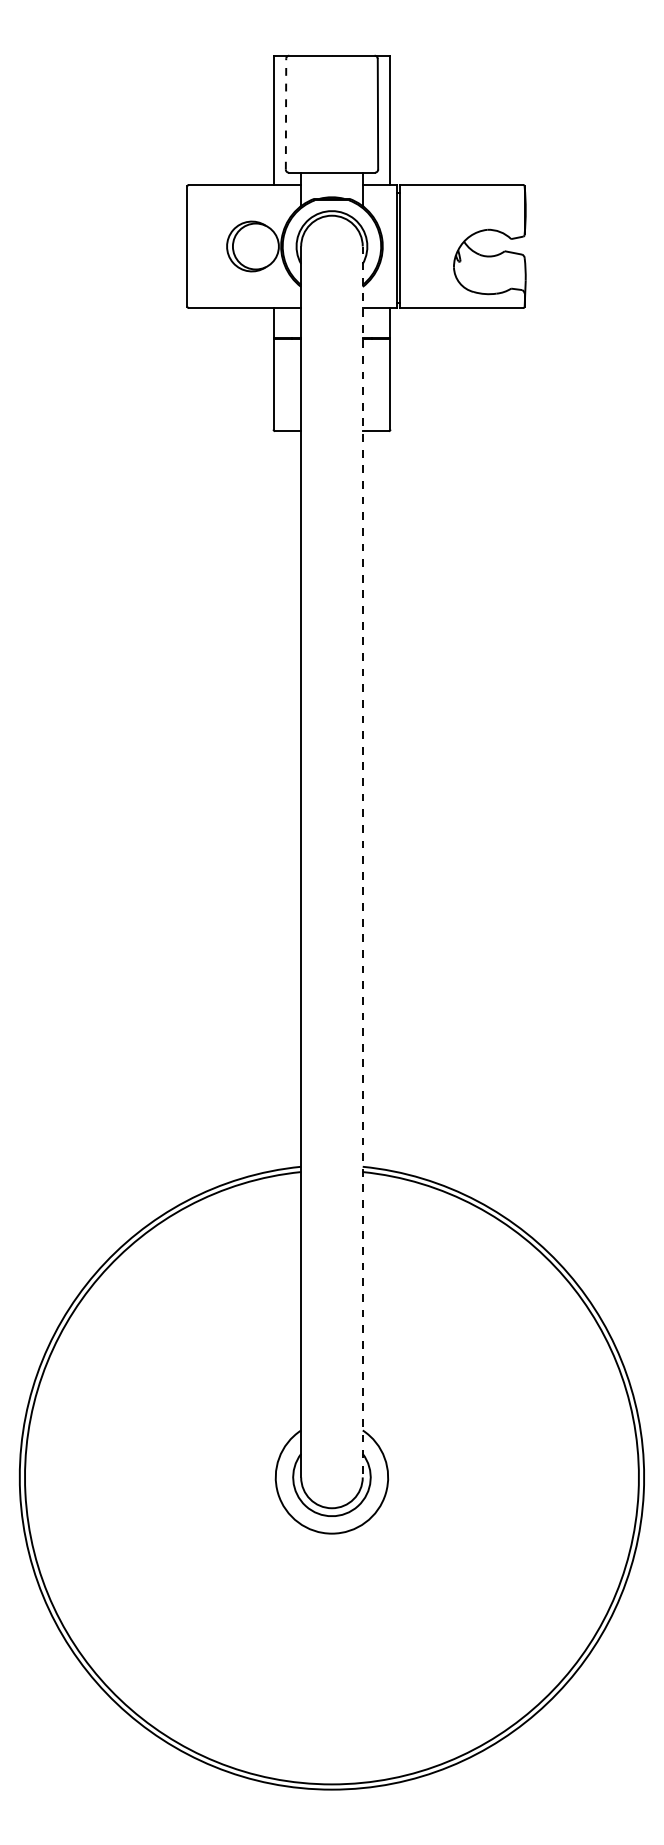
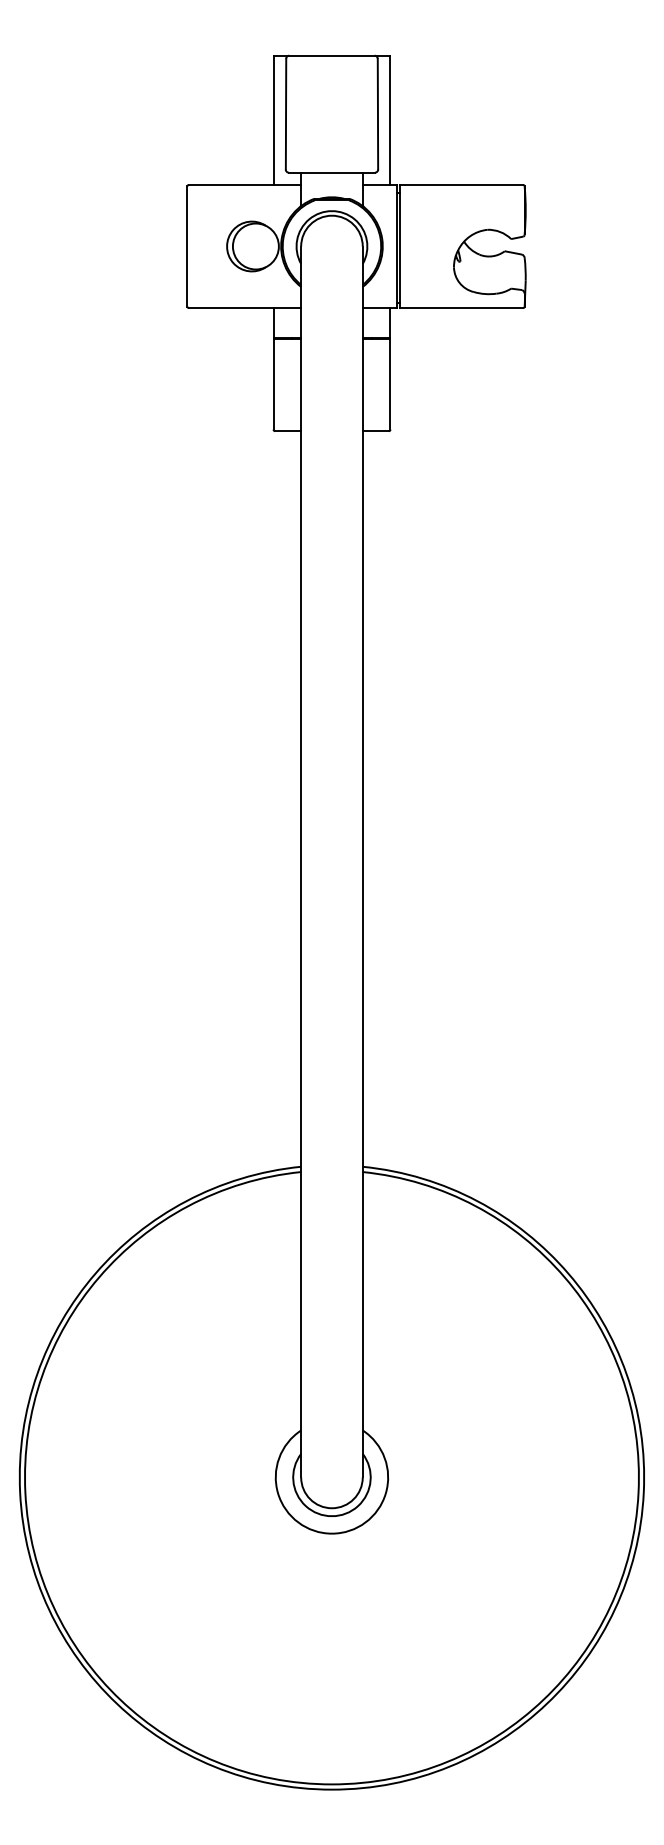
line: dashed -> solid (286, 113)
line: dashed -> solid (362, 862)
